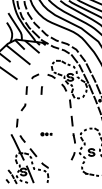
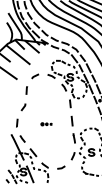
line: present -> none (41, 90)
part position: (46, 134) -> (46, 124) (46, 124)
line: none -> present (61, 167)
